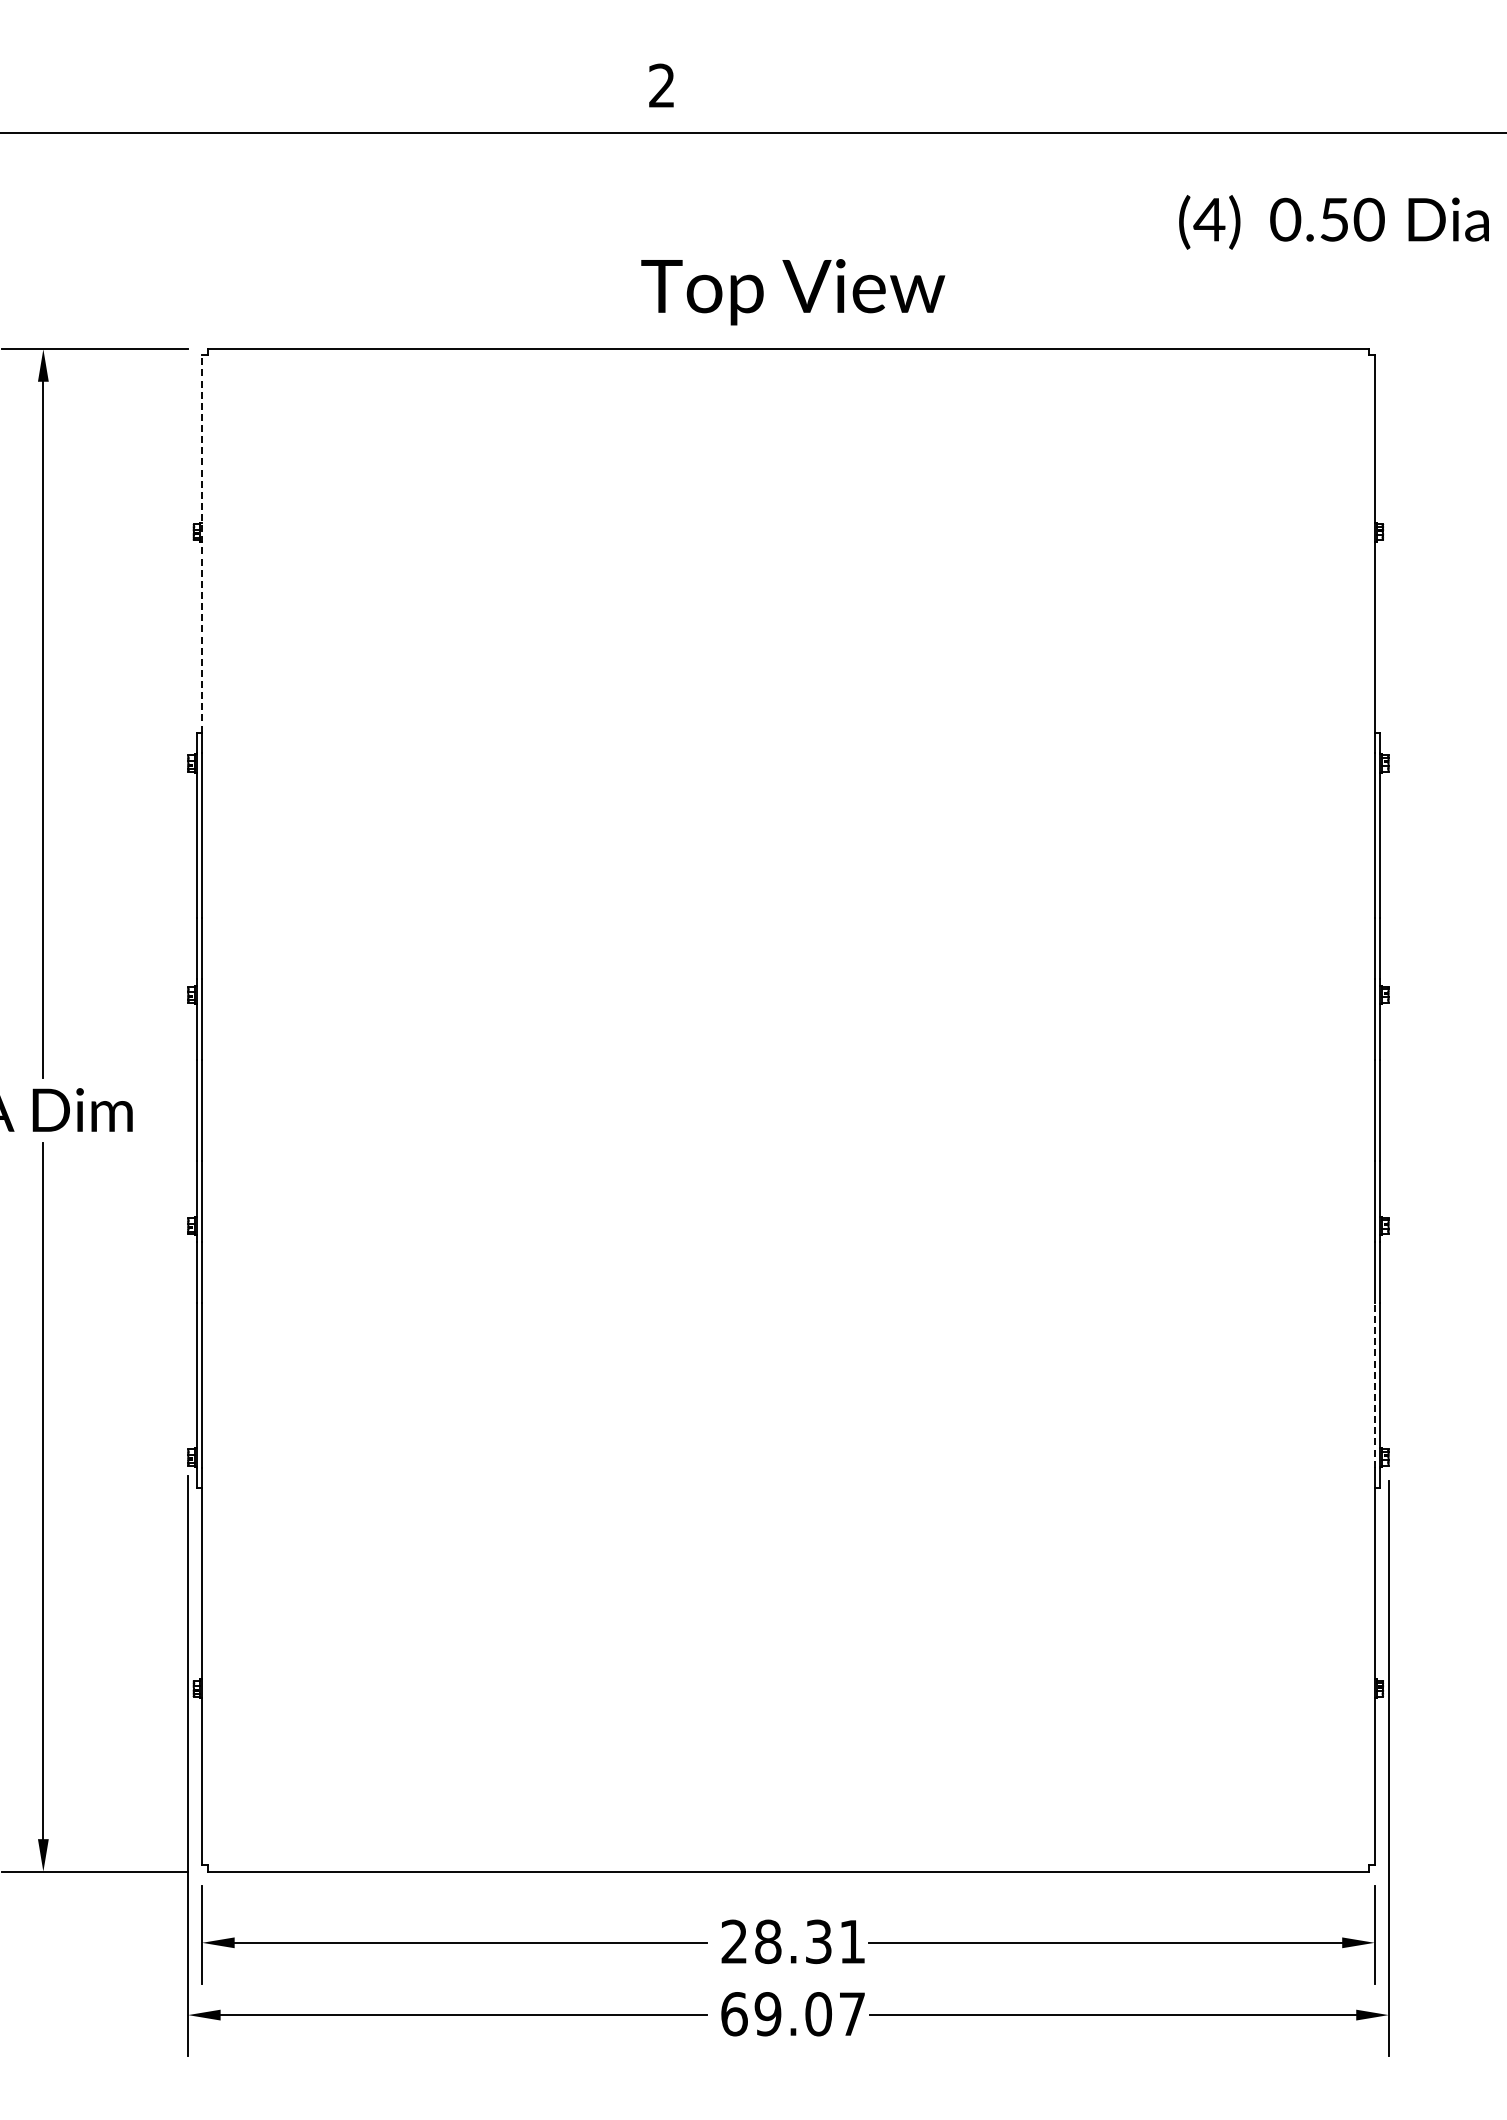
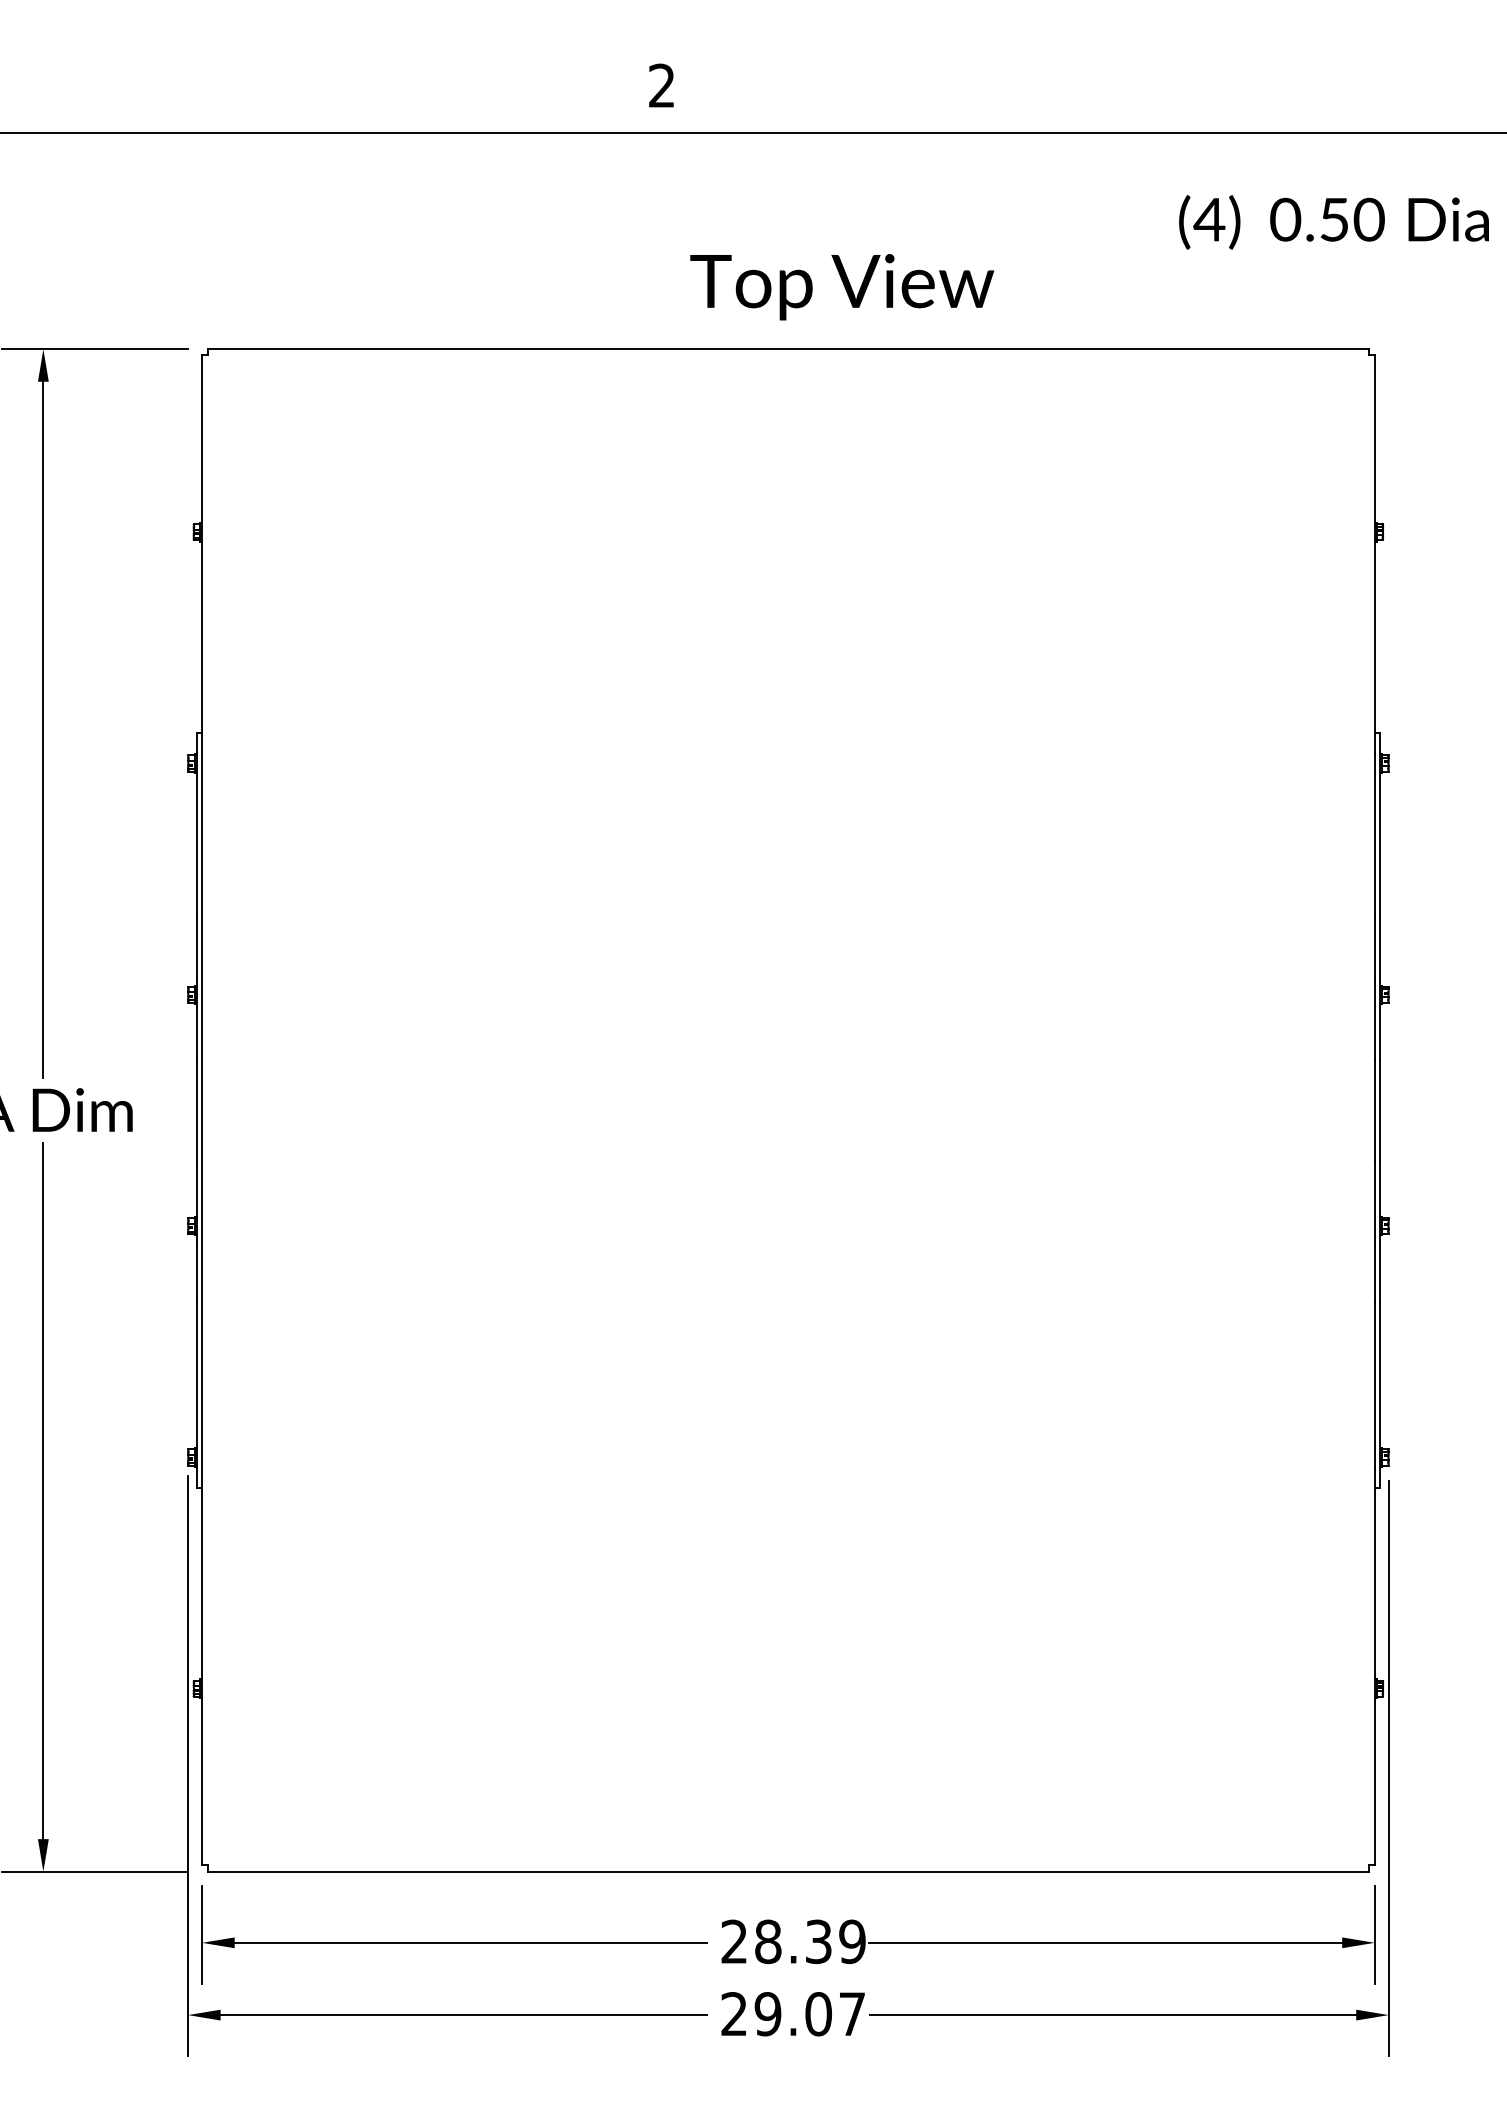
text position: (793, 292) -> (842, 287) (842, 287)
line: dashed -> solid (202, 543)
line: dashed -> solid (1374, 1385)
text: 28.31 -> 28.39 (852, 1941)
text: 69.07 -> 29.07 (734, 2014)
